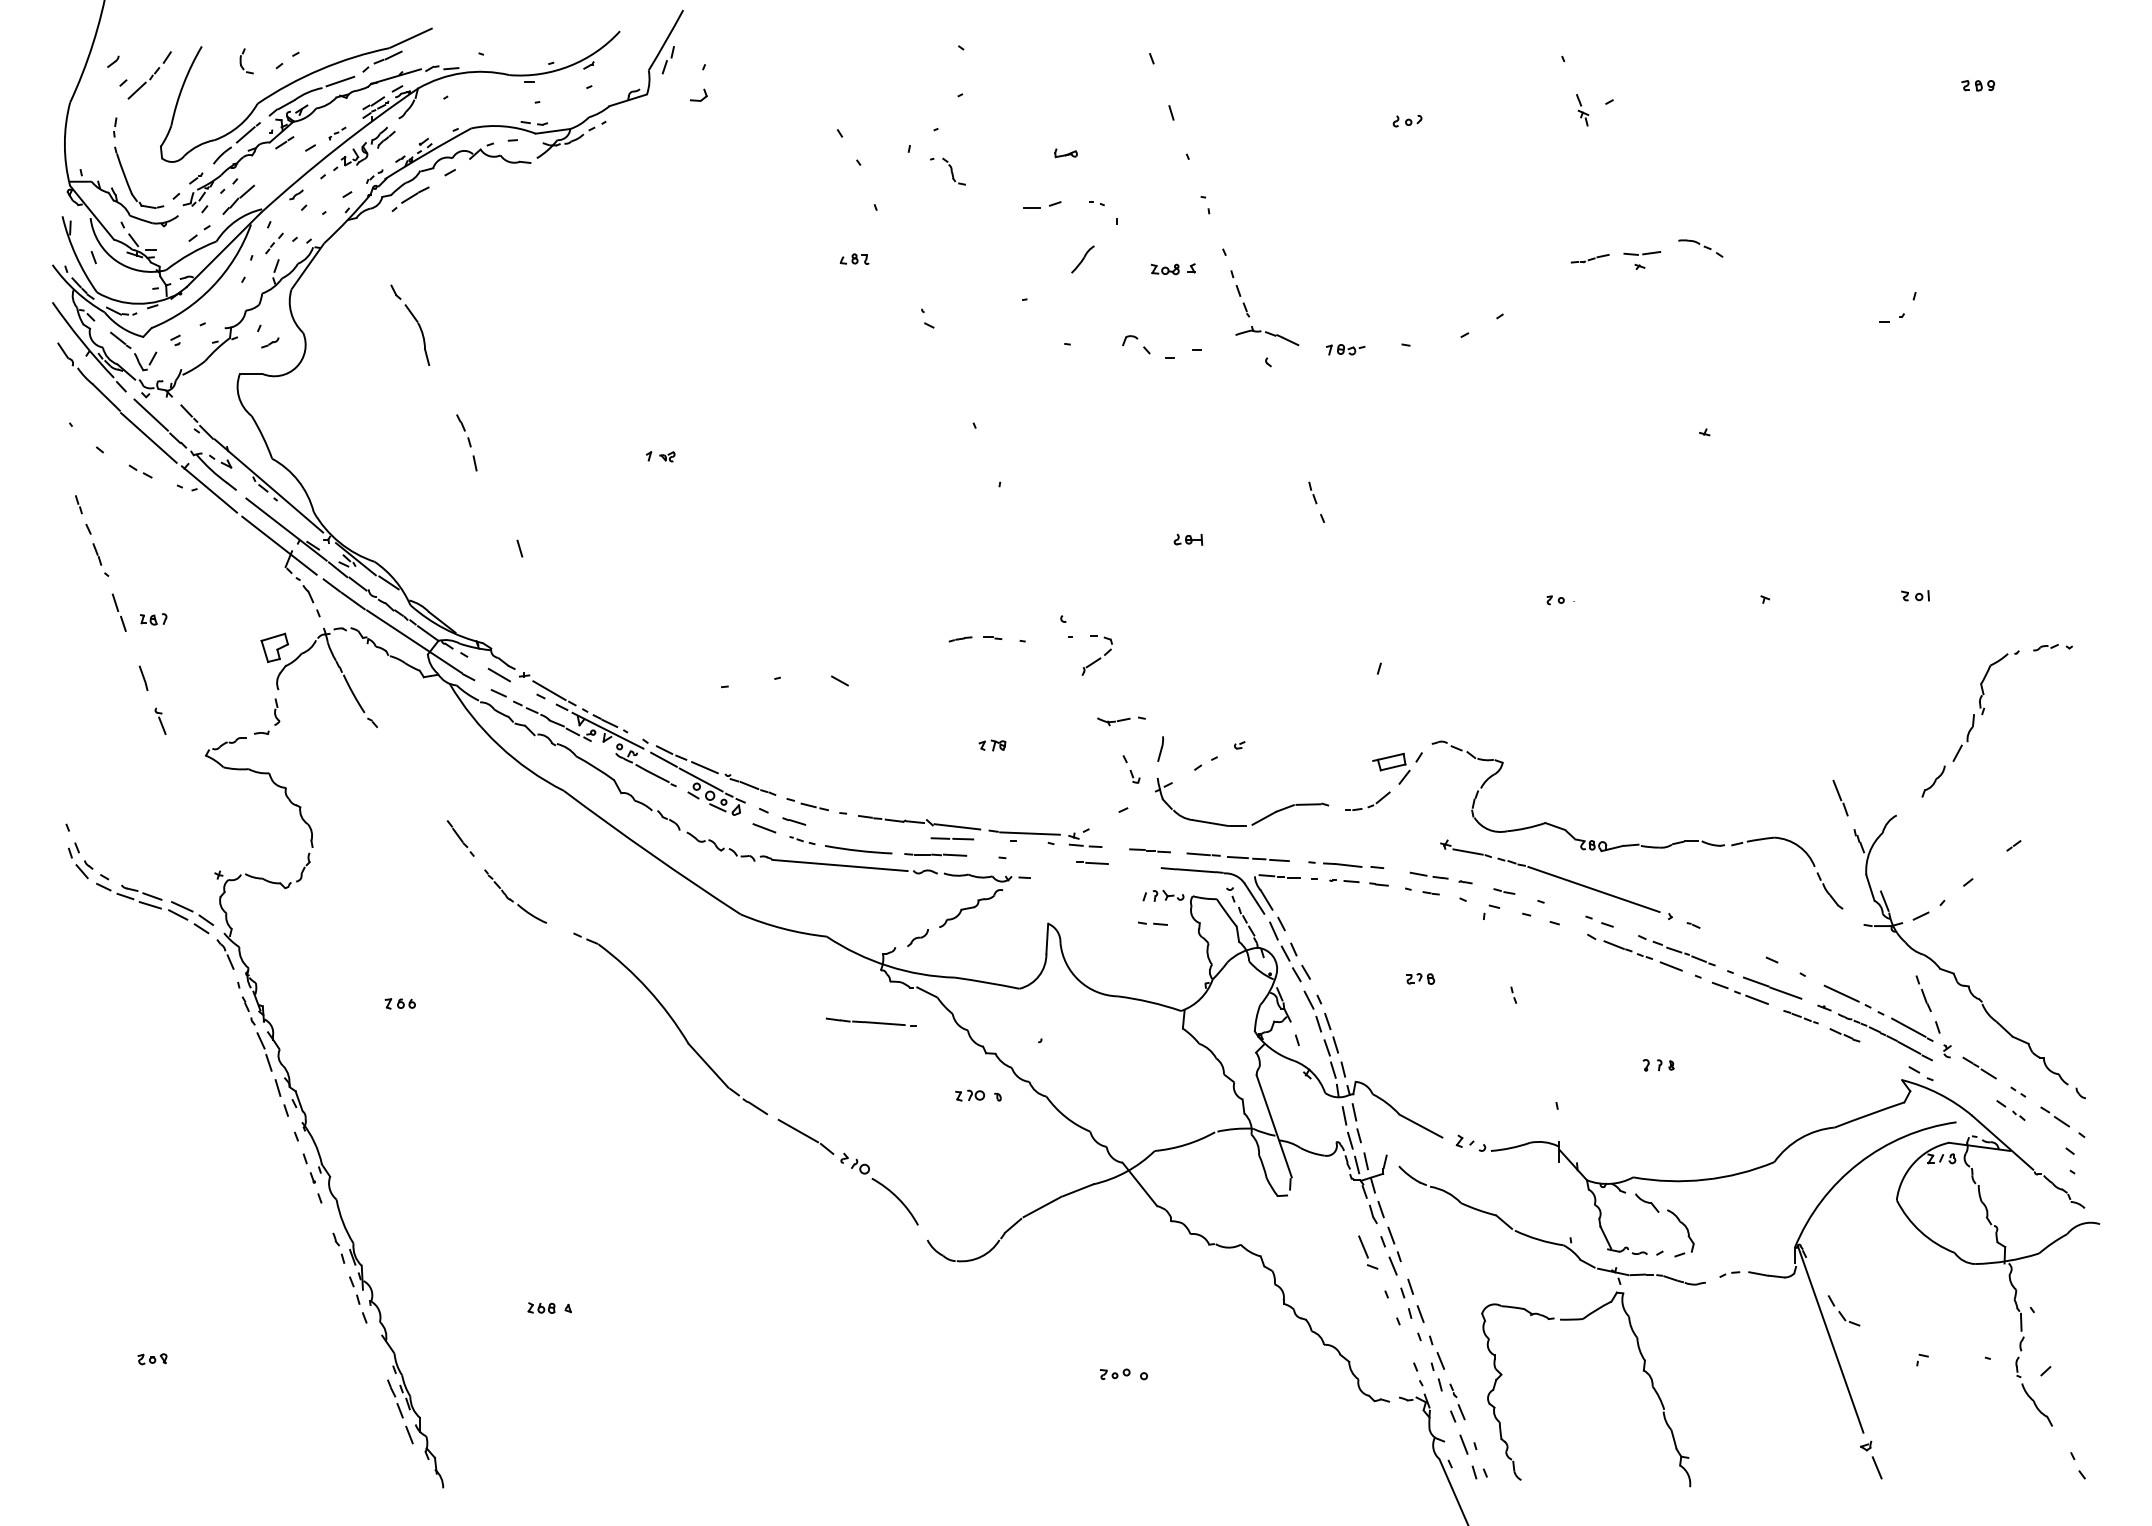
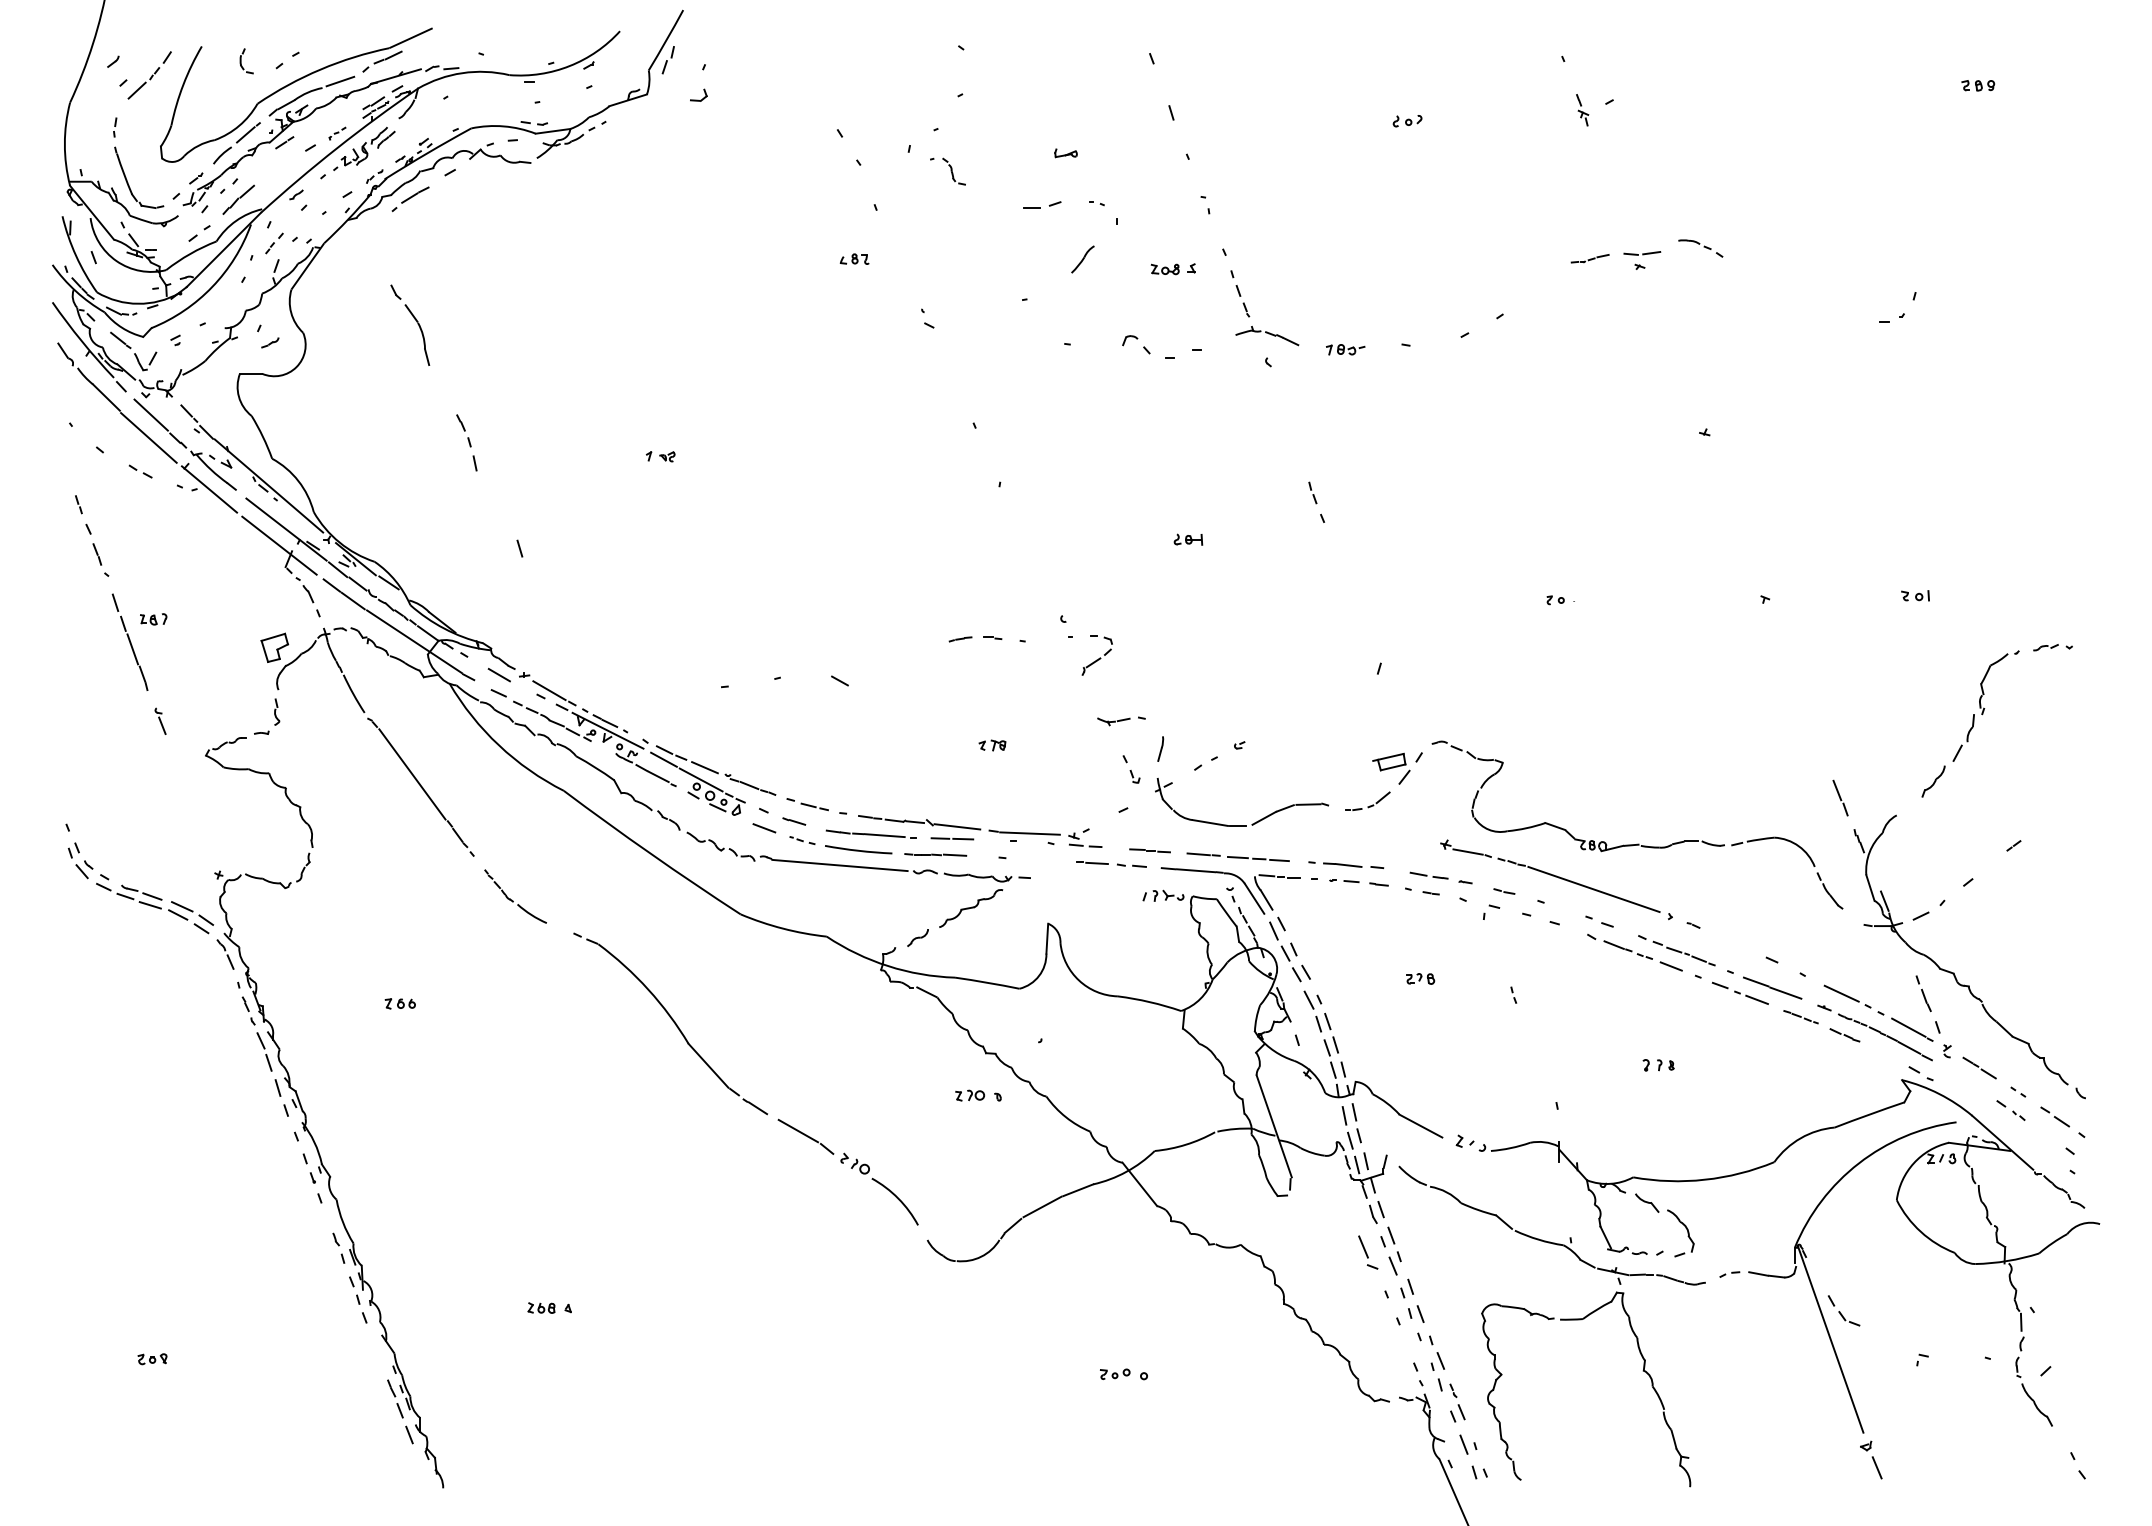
line: none -> present (132, 649)
line: none -> present (412, 774)
part position: (1152, 923) -> (1131, 865) (1131, 865)
part position: (870, 1021) -> (870, 833) (870, 833)
